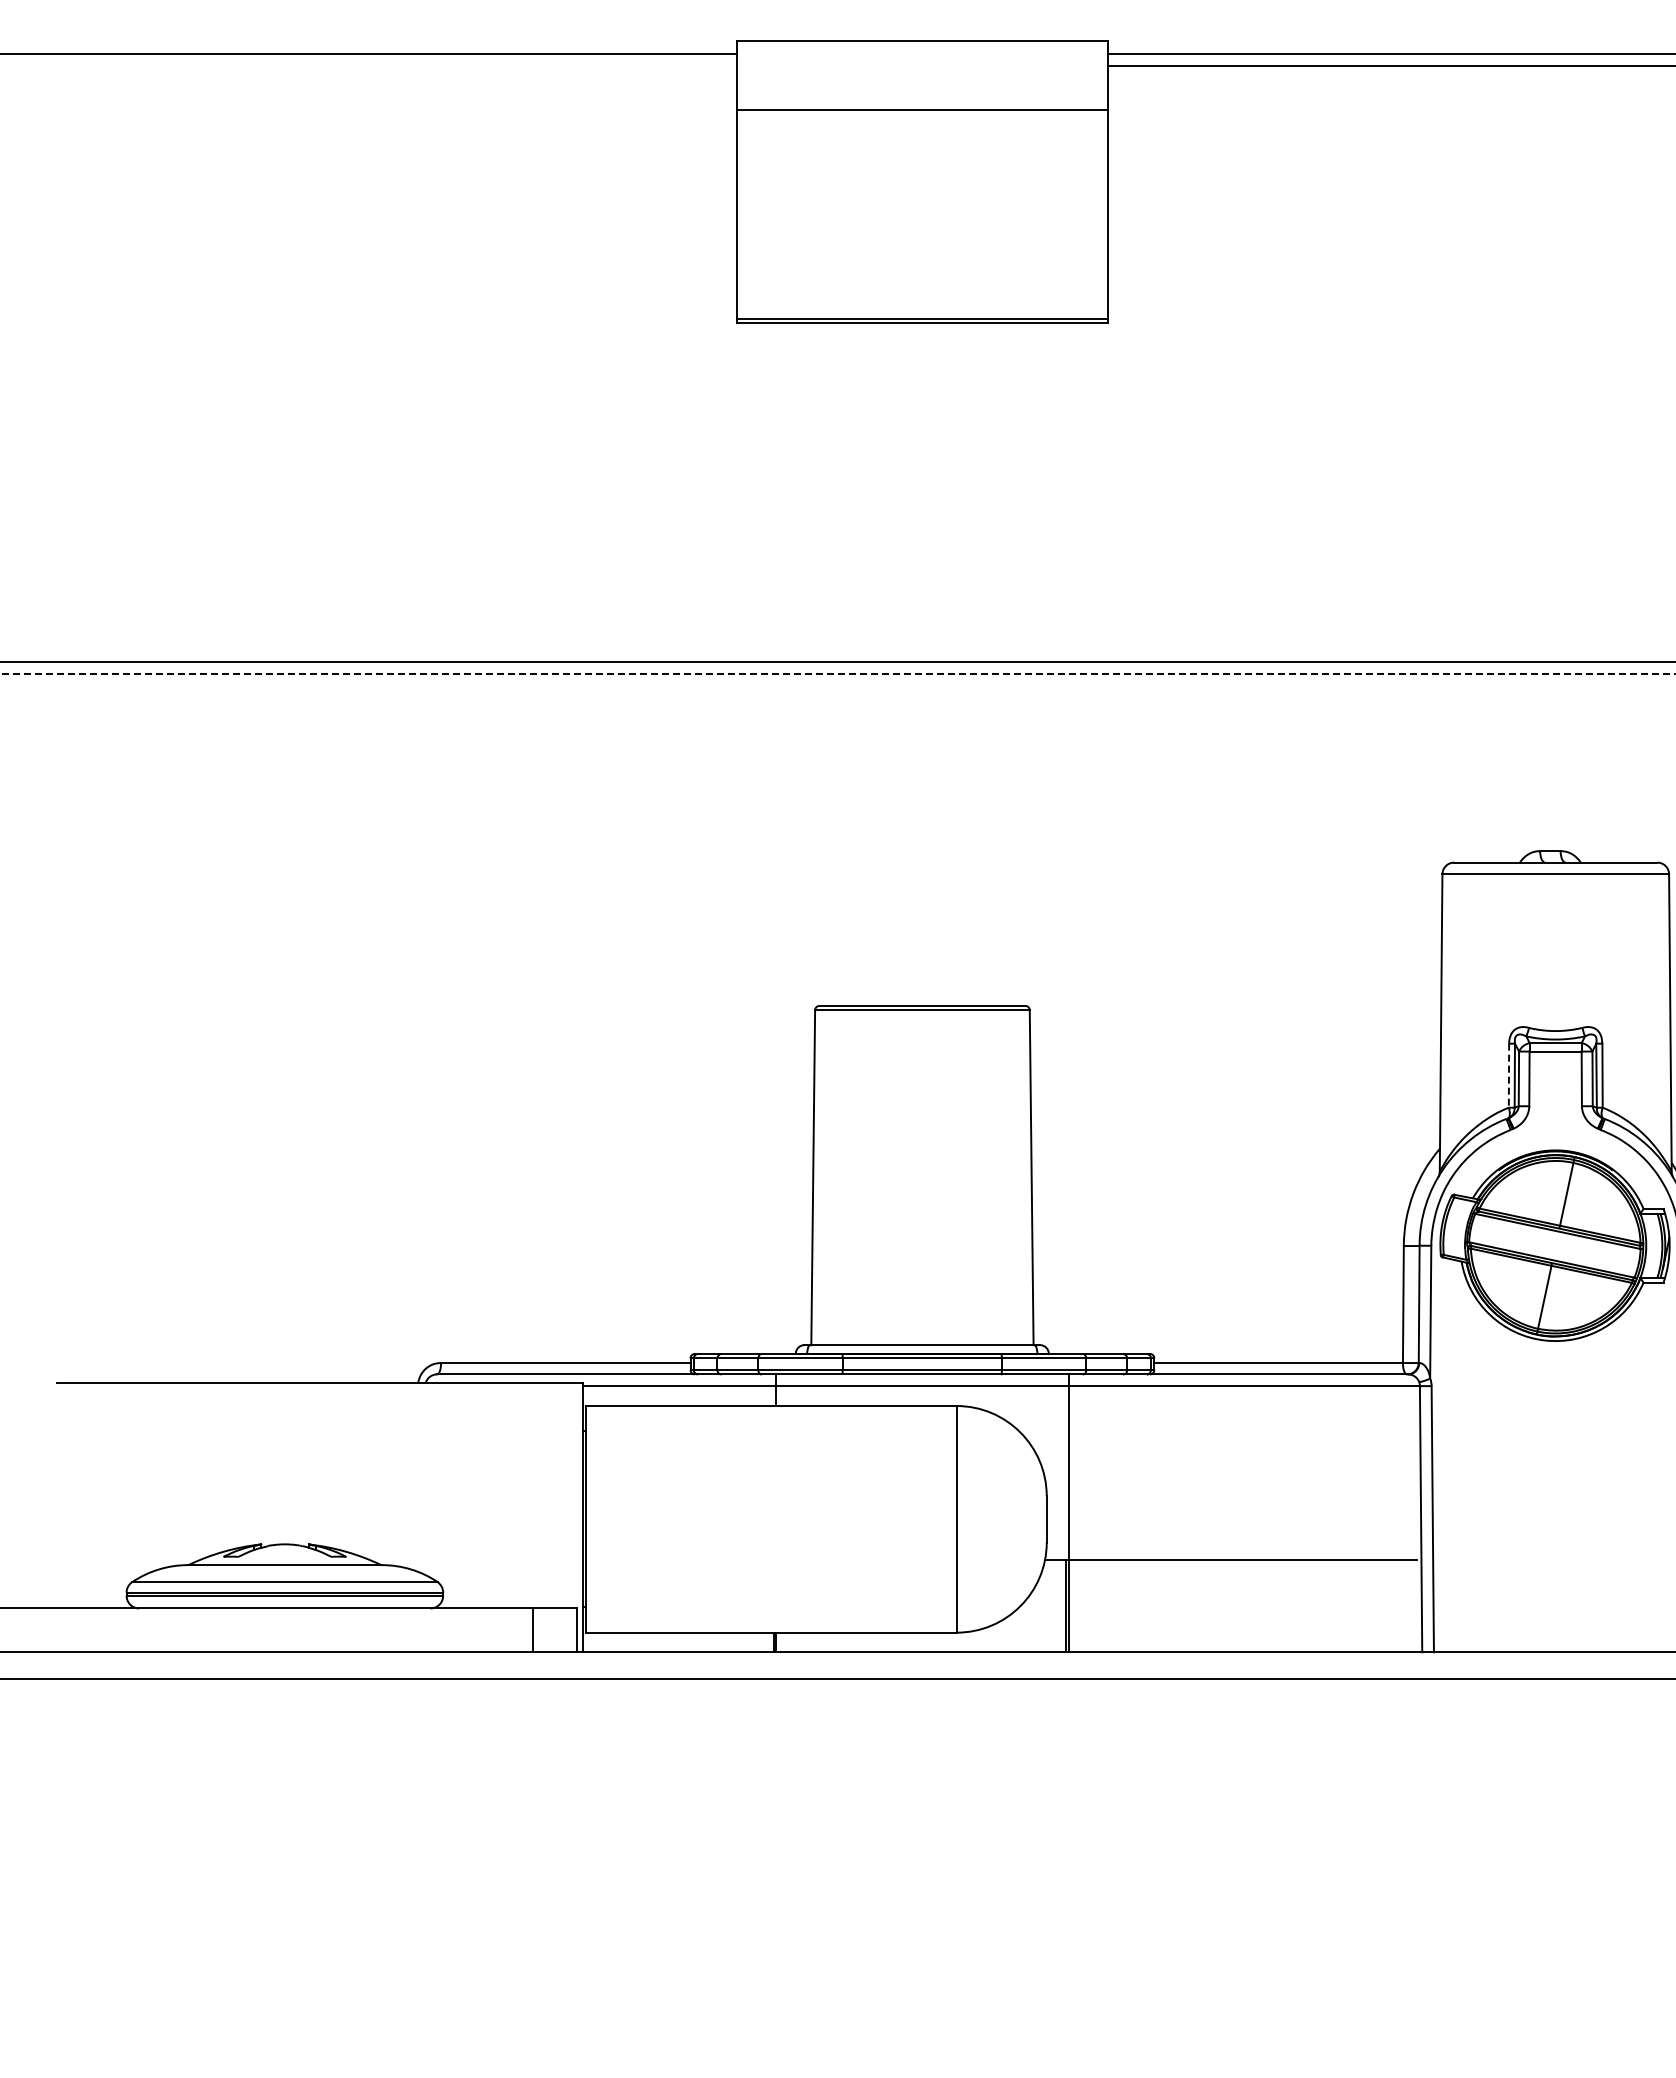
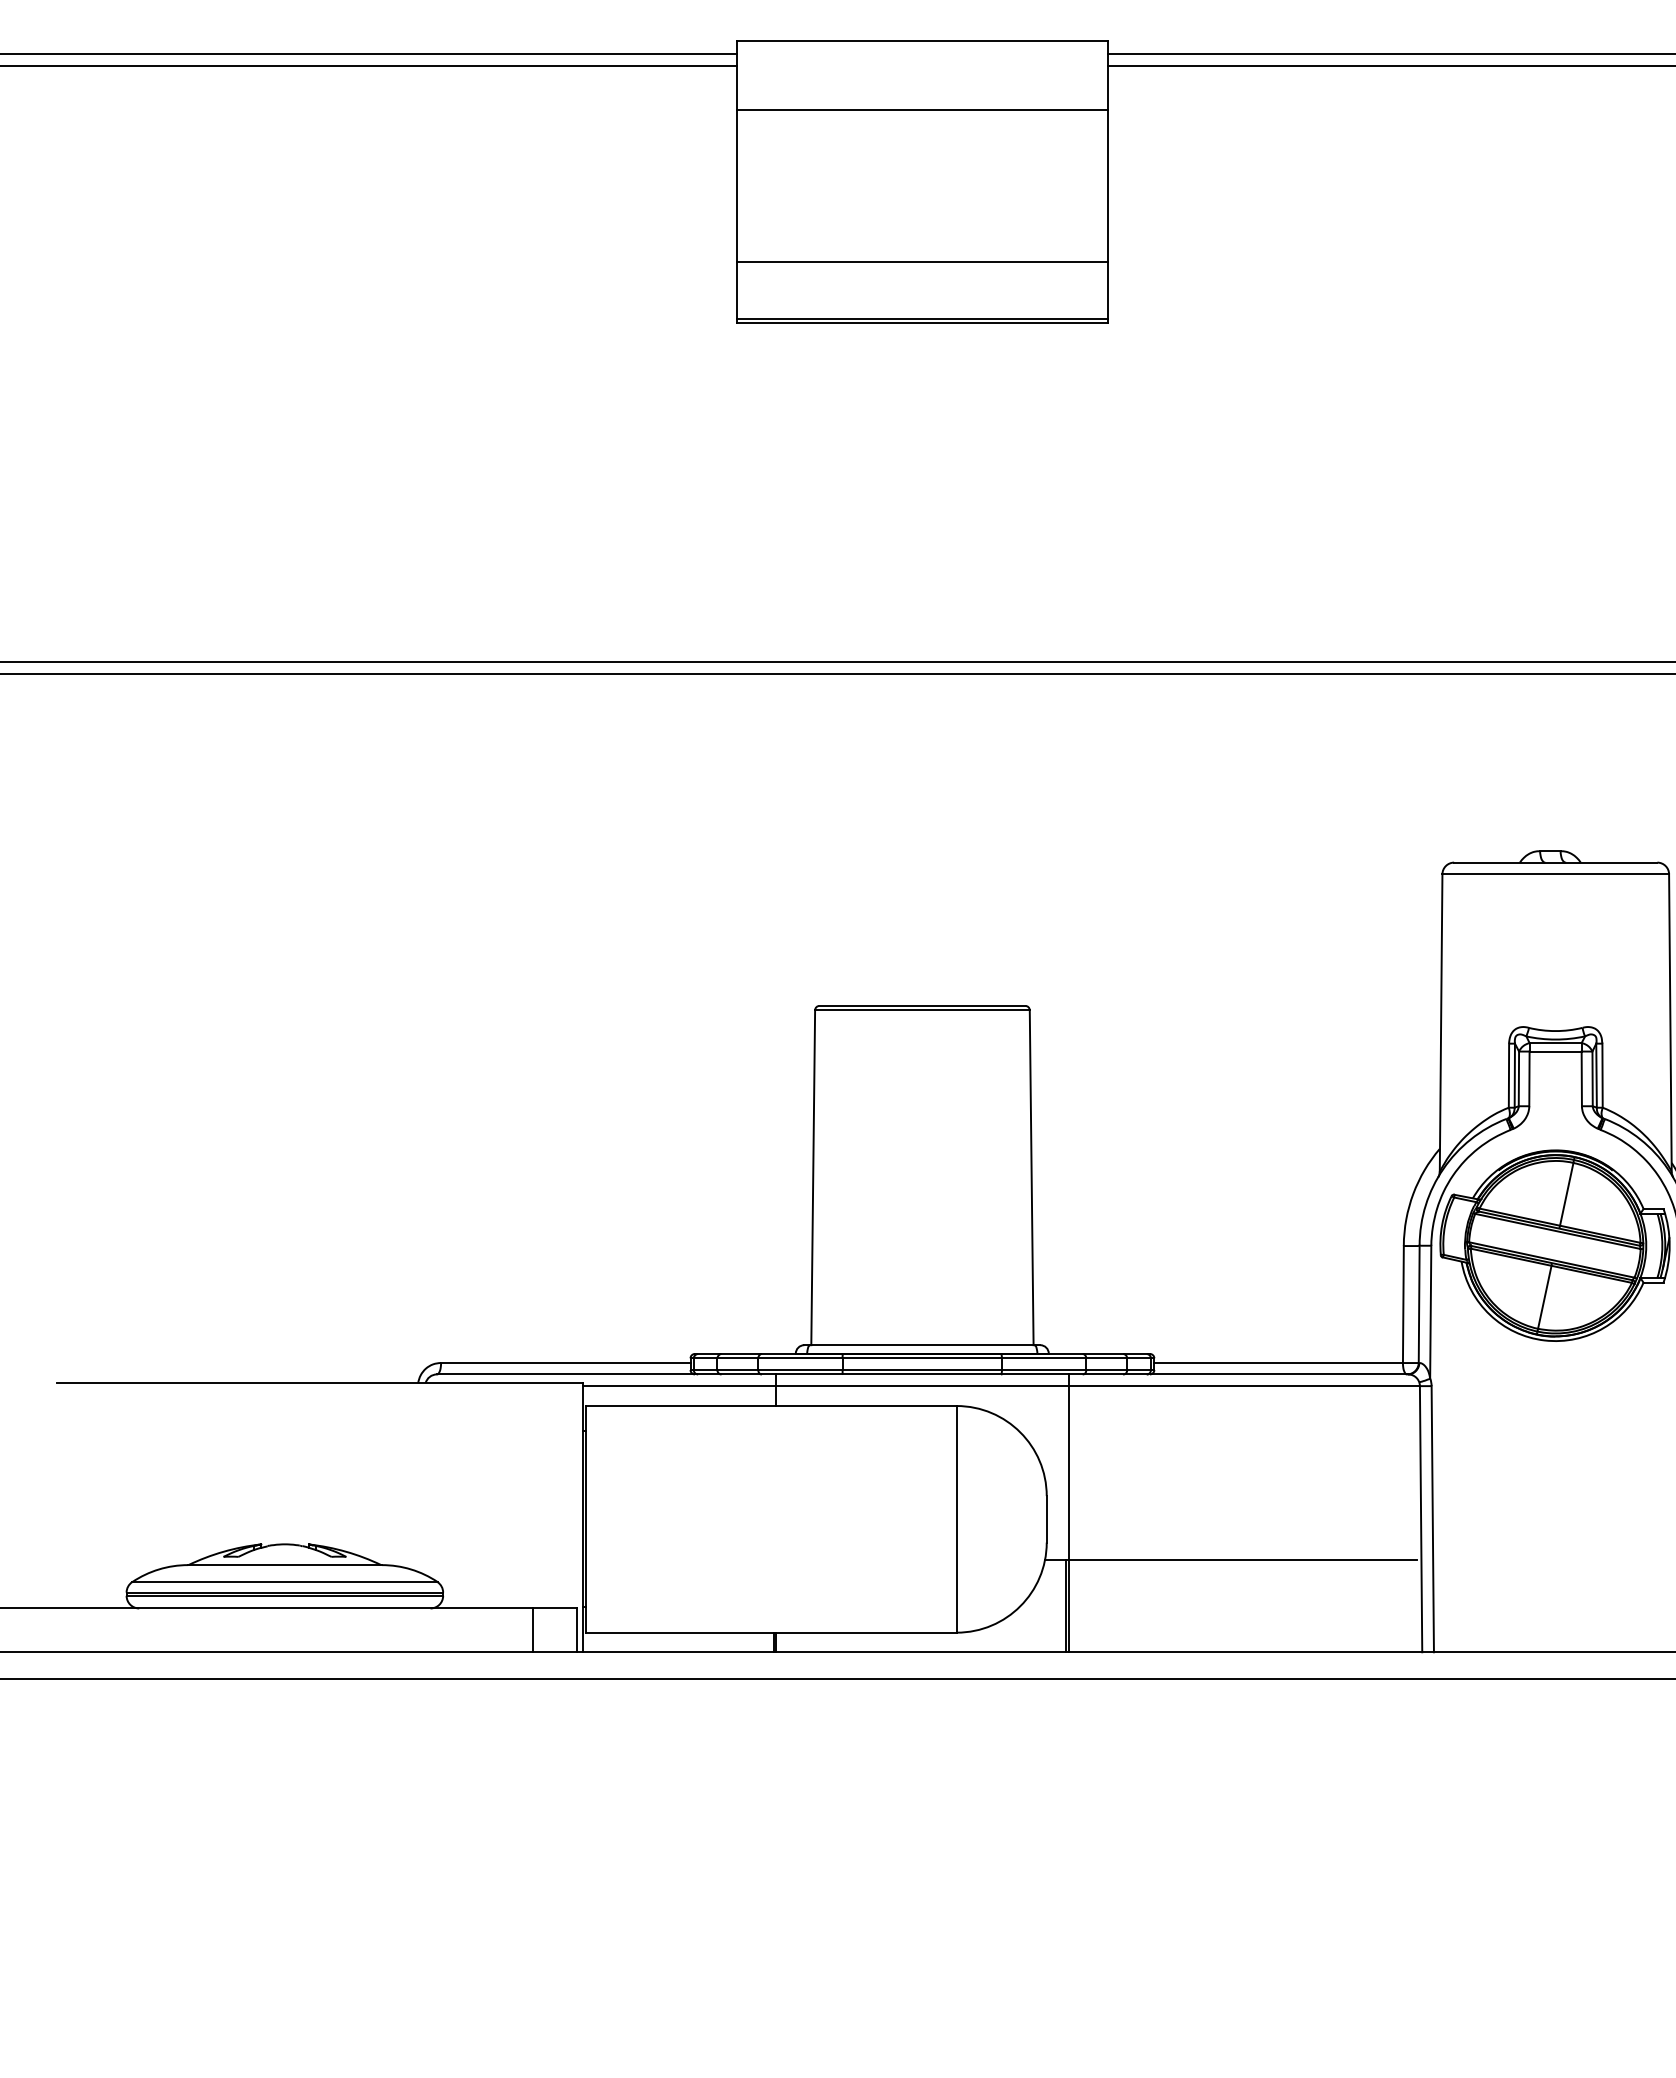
line: none -> present (369, 65)
line: none -> present (922, 261)
line: dashed -> solid (837, 674)
line: dashed -> solid (1508, 1076)
